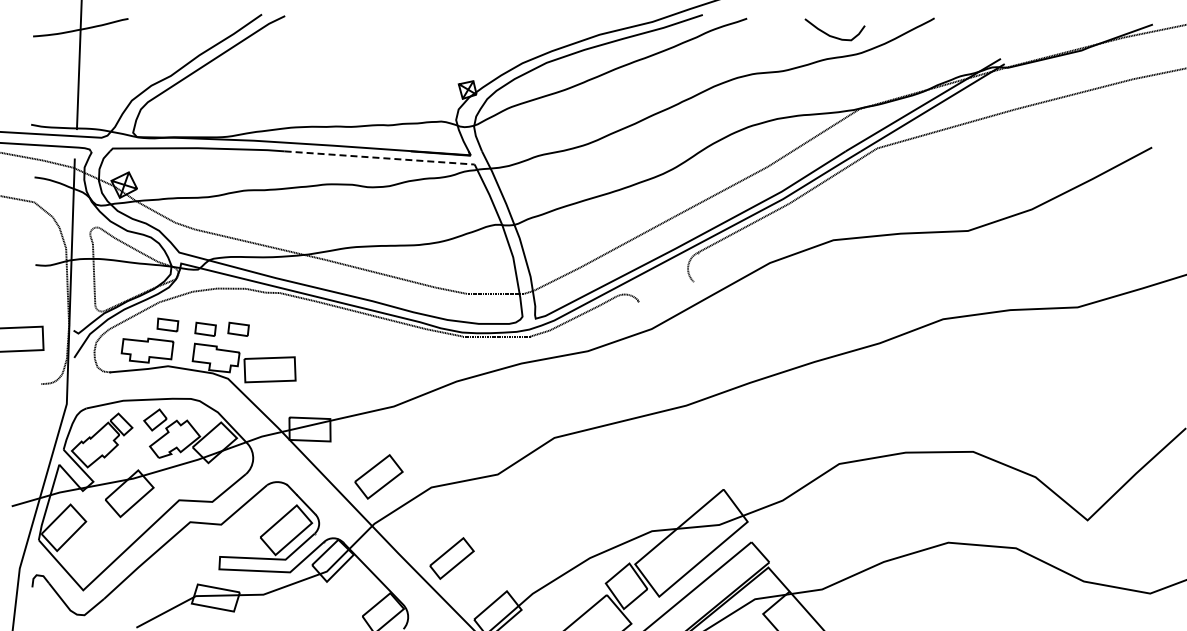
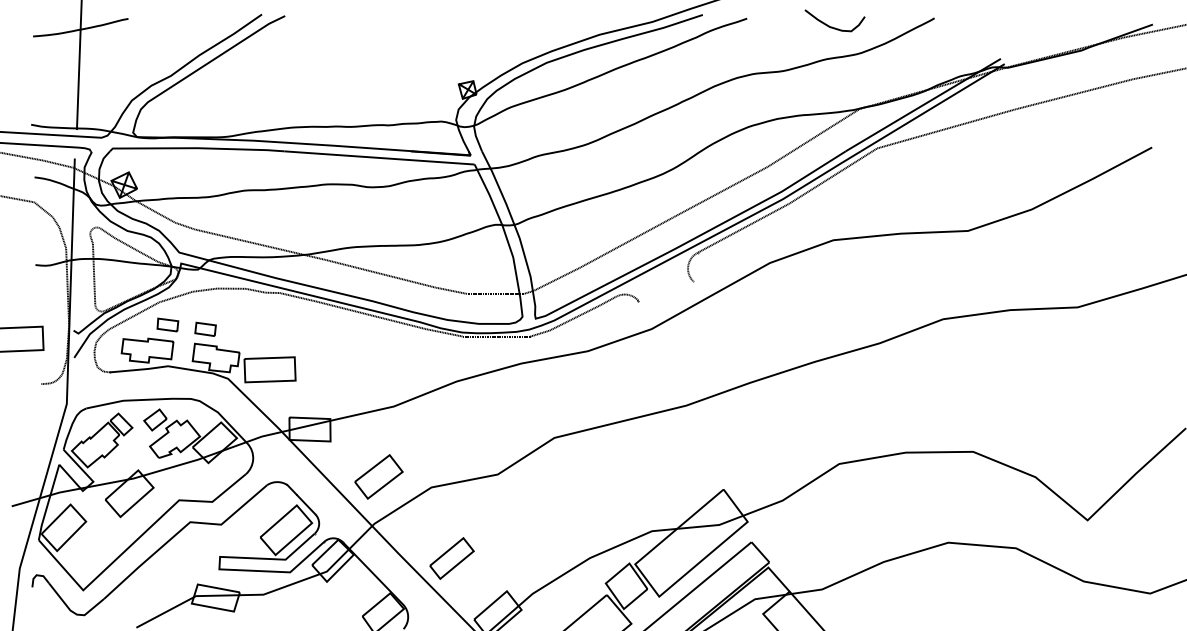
curve position: (832, 35) -> (832, 26) (832, 26)
line: dashed -> solid (380, 157)
part: present -> none (238, 328)
